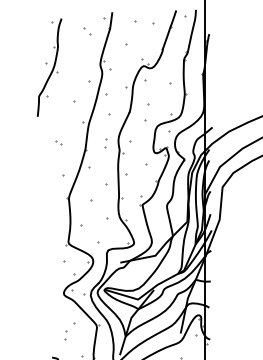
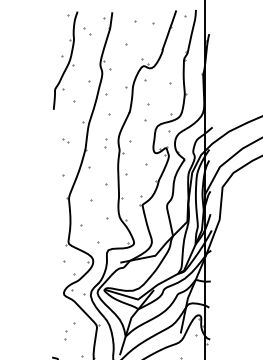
part position: (49, 67) -> (65, 60) (65, 60)
part position: (58, 142) -> (65, 140) (65, 140)
